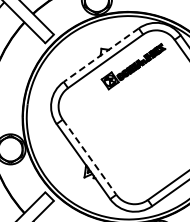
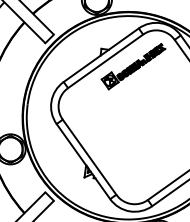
line: dashed -> solid (100, 55)
line: dashed -> solid (89, 157)
